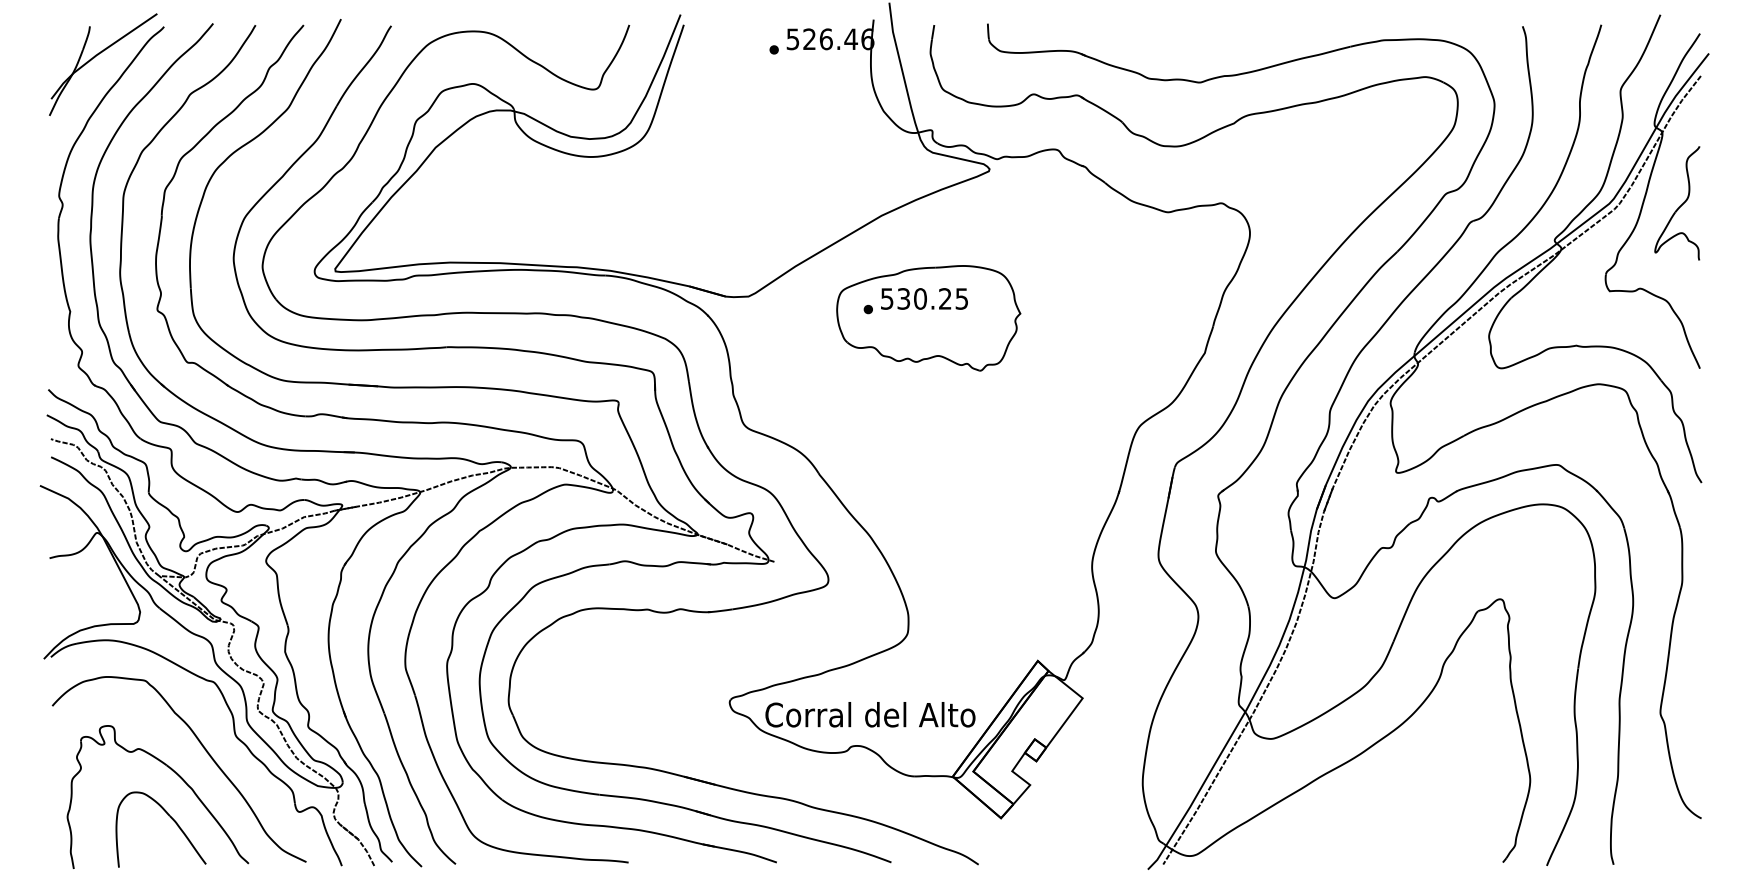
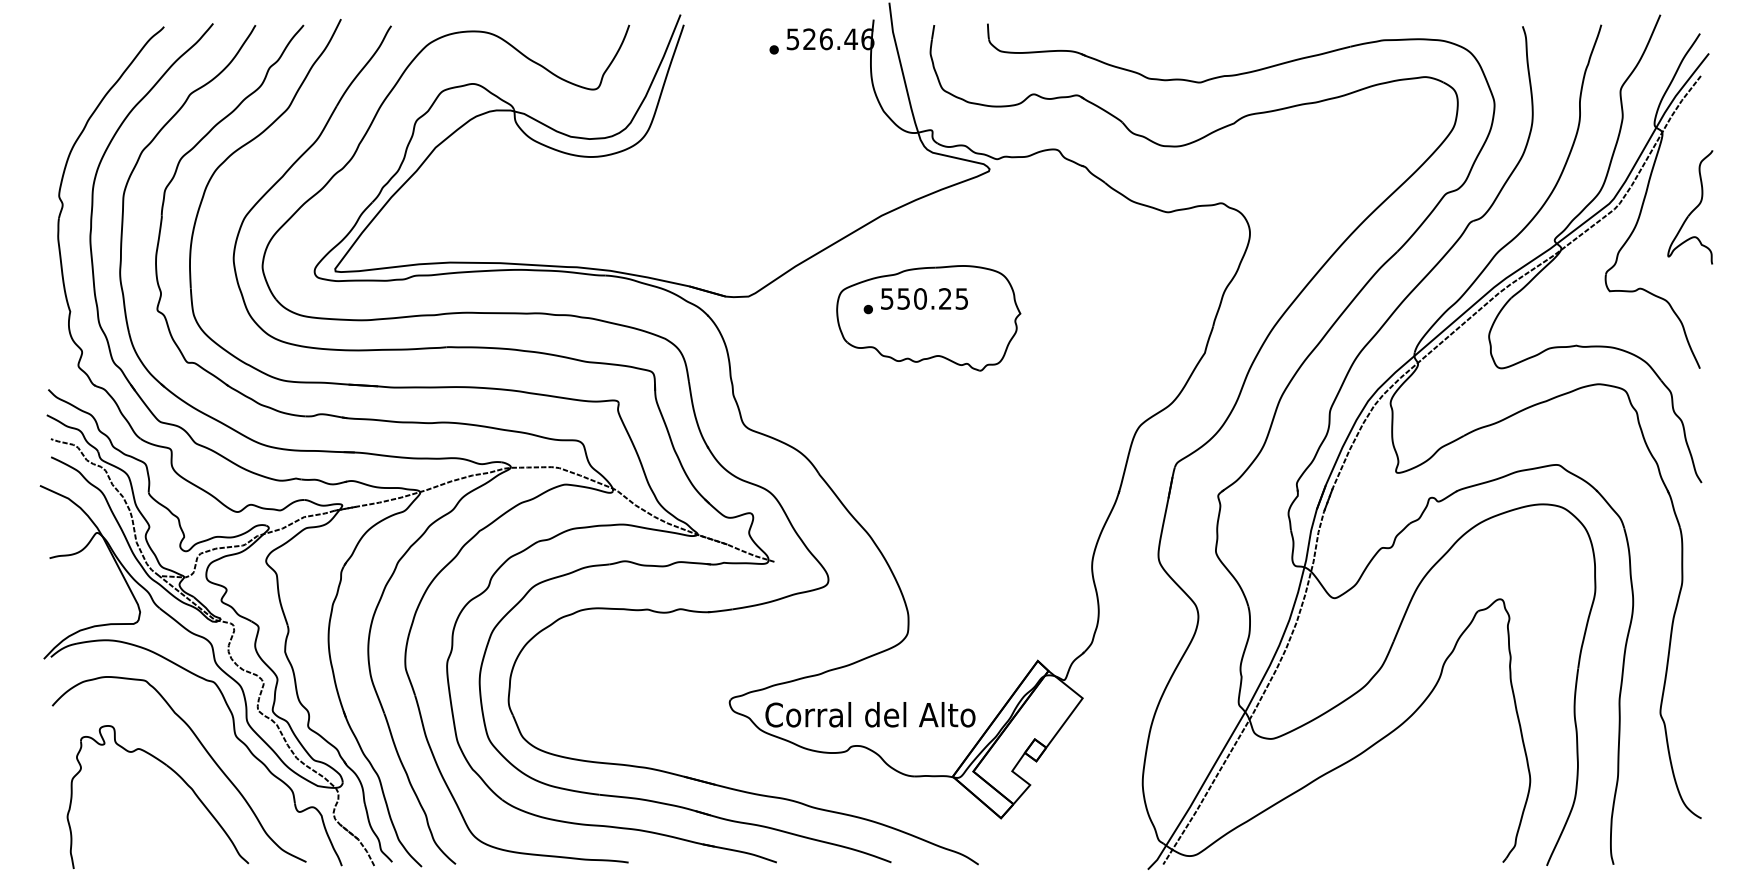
part: present -> none (98, 55)
part position: (1677, 203) -> (1690, 207) (1690, 207)
text: 530.25 -> 550.25 (904, 298)
part: present -> none (170, 818)
